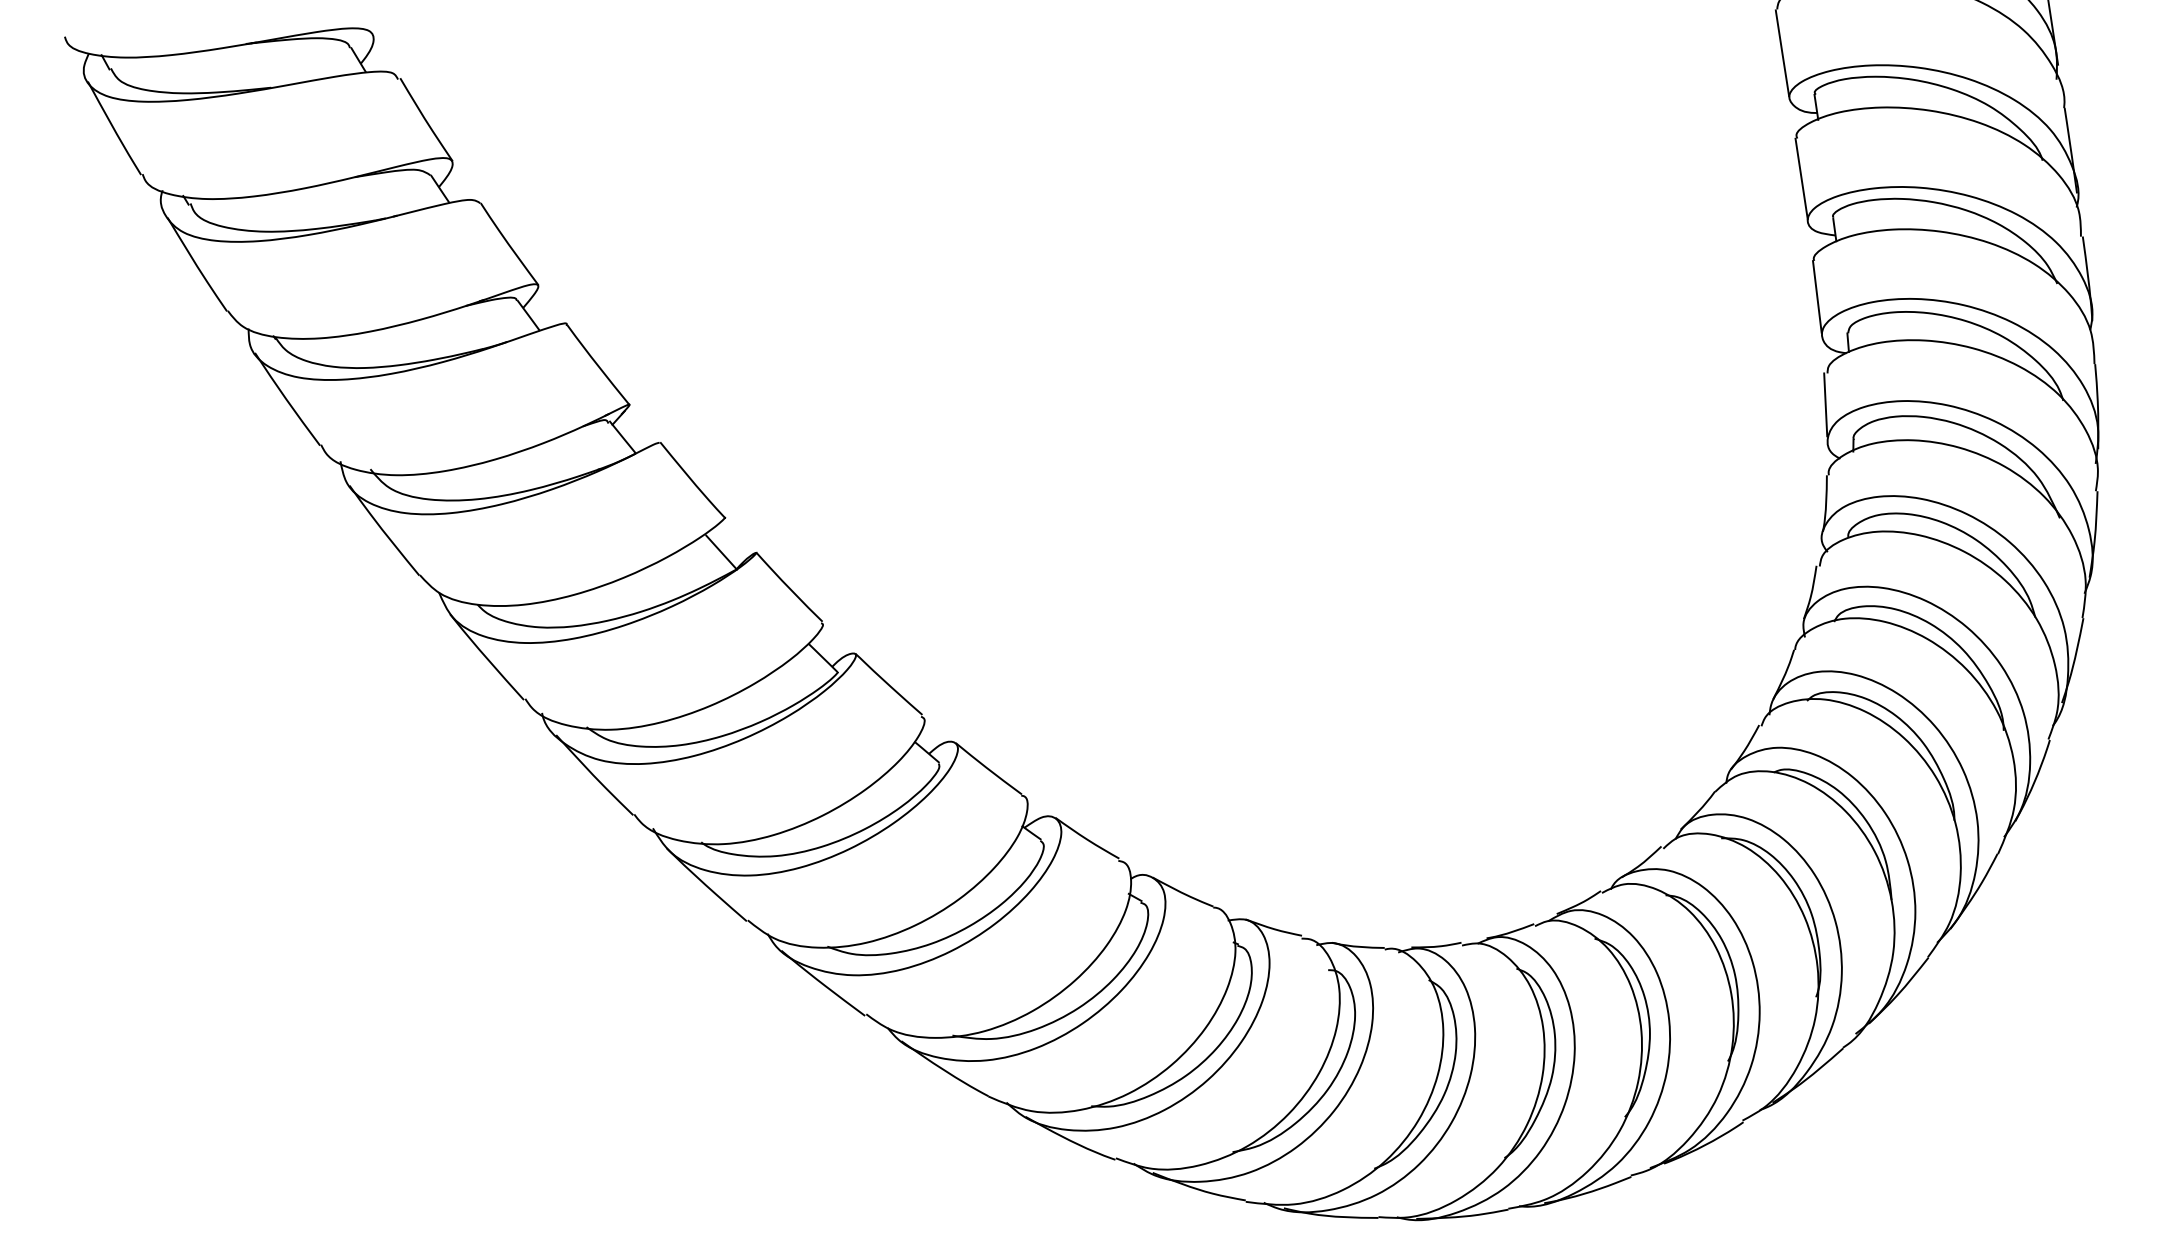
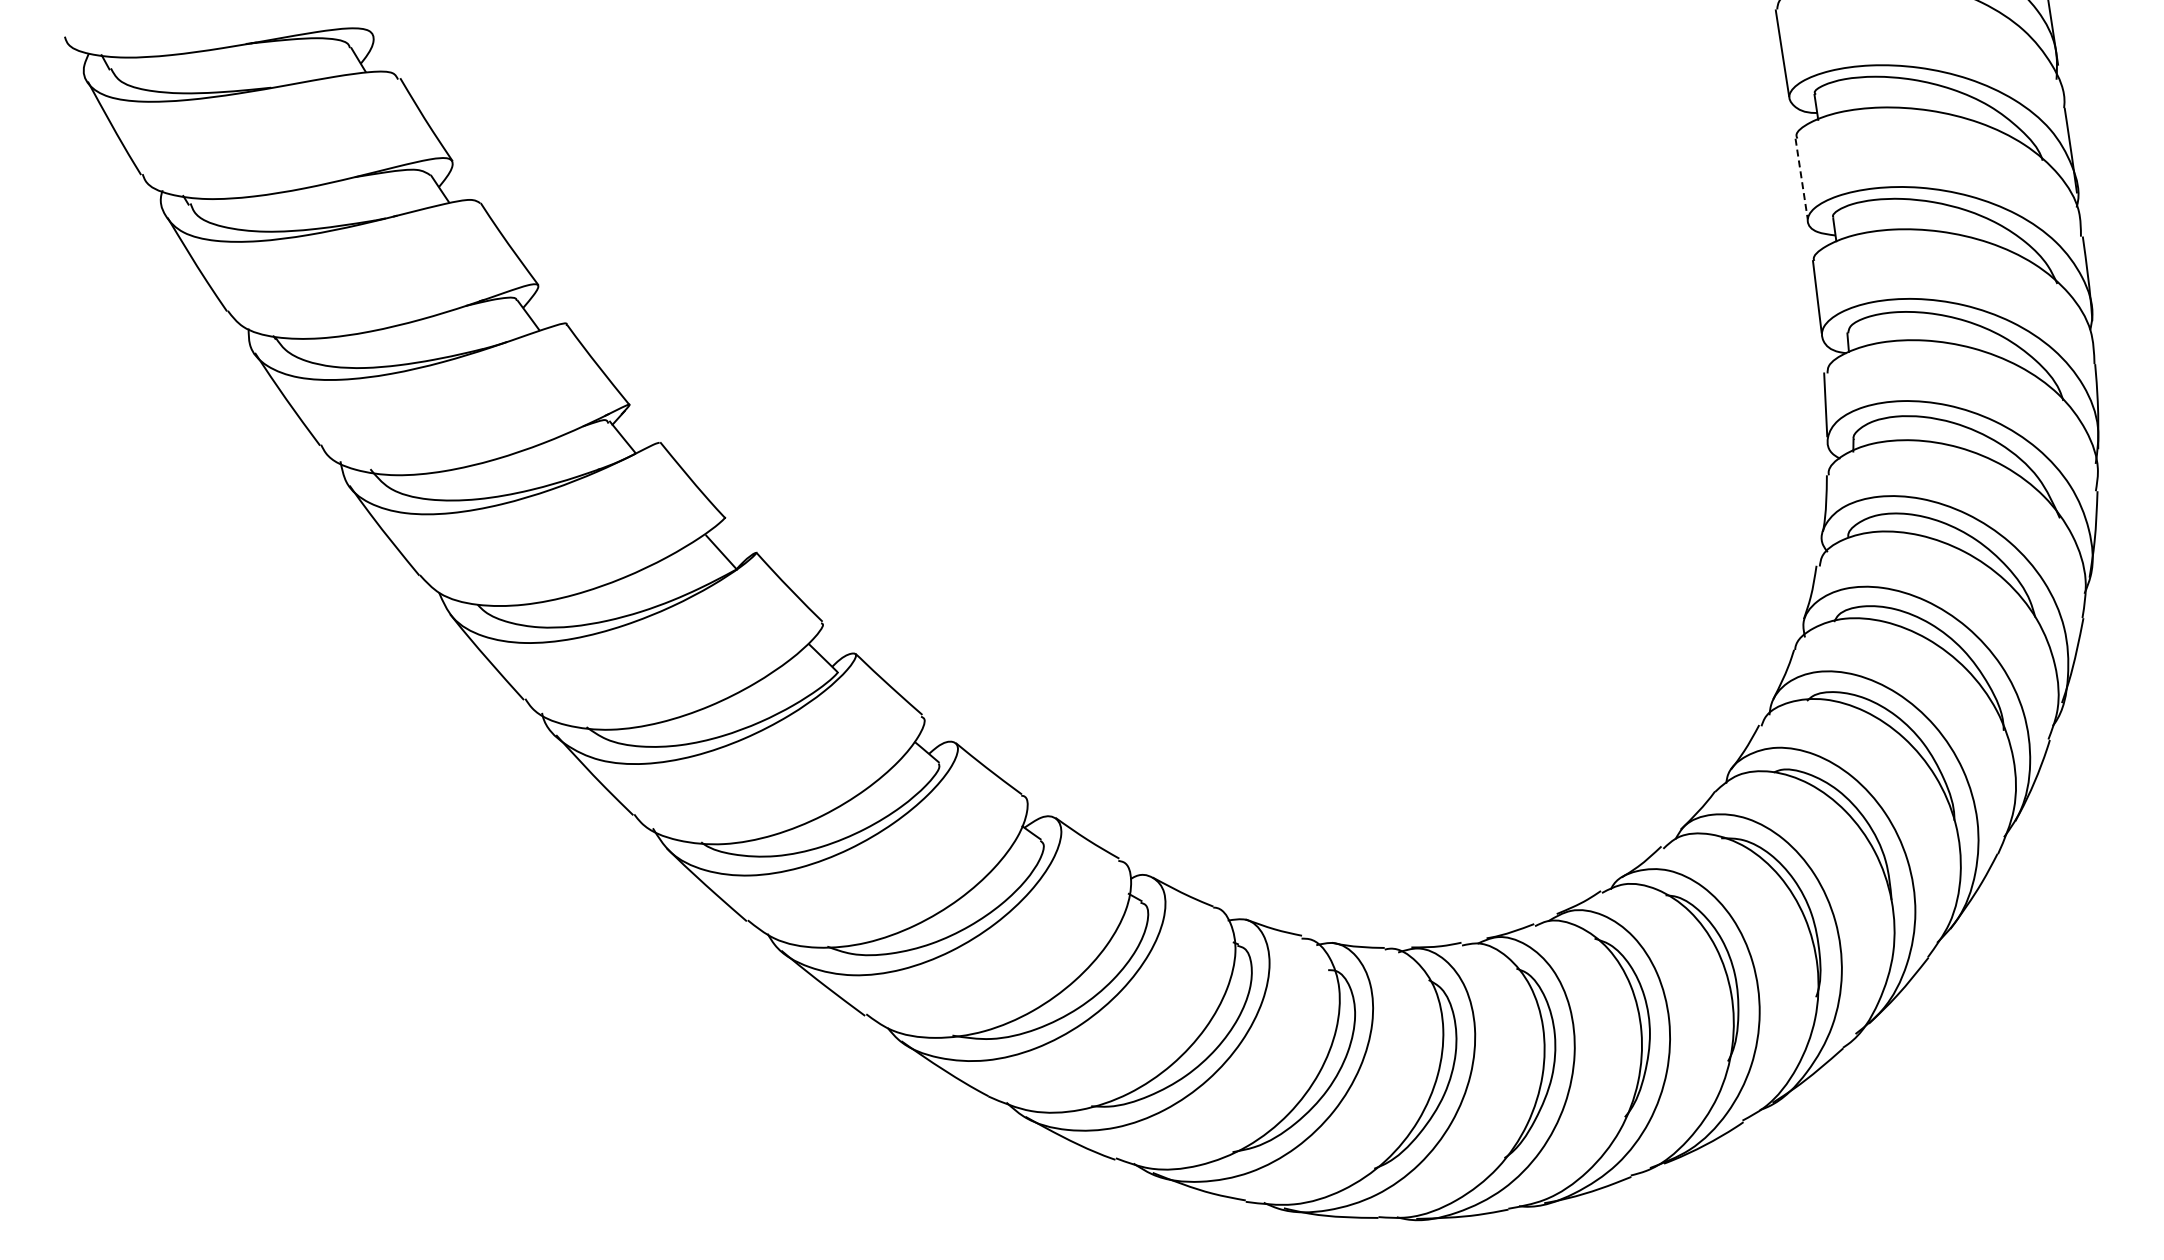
line: solid -> dashed (1801, 178)
